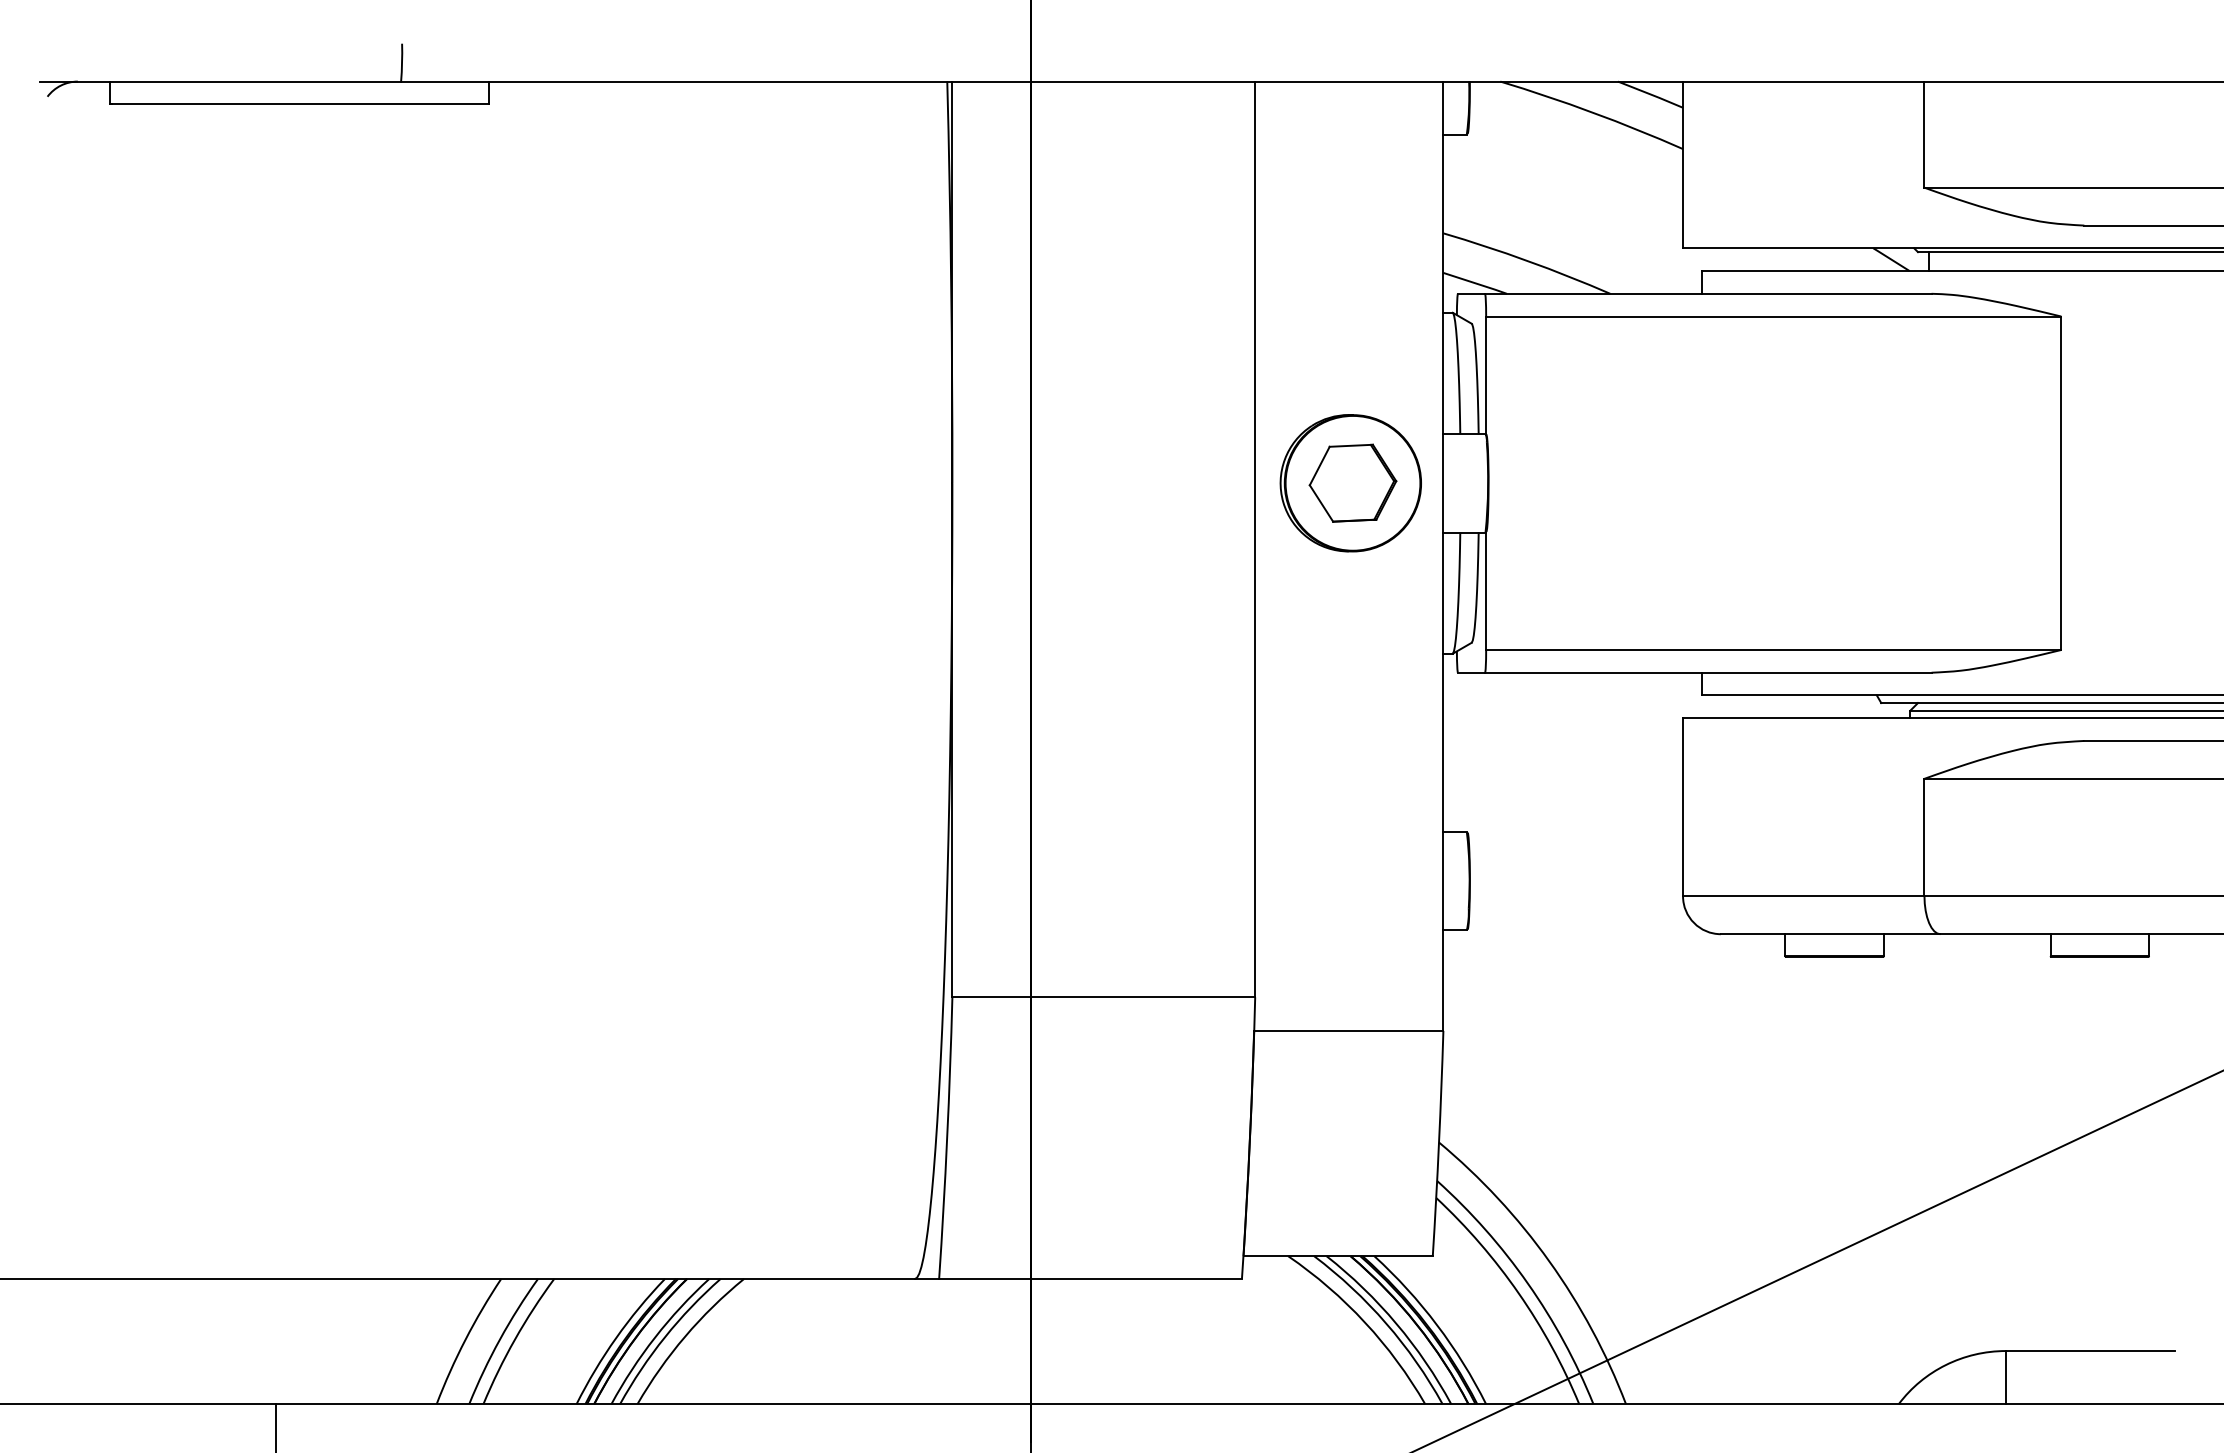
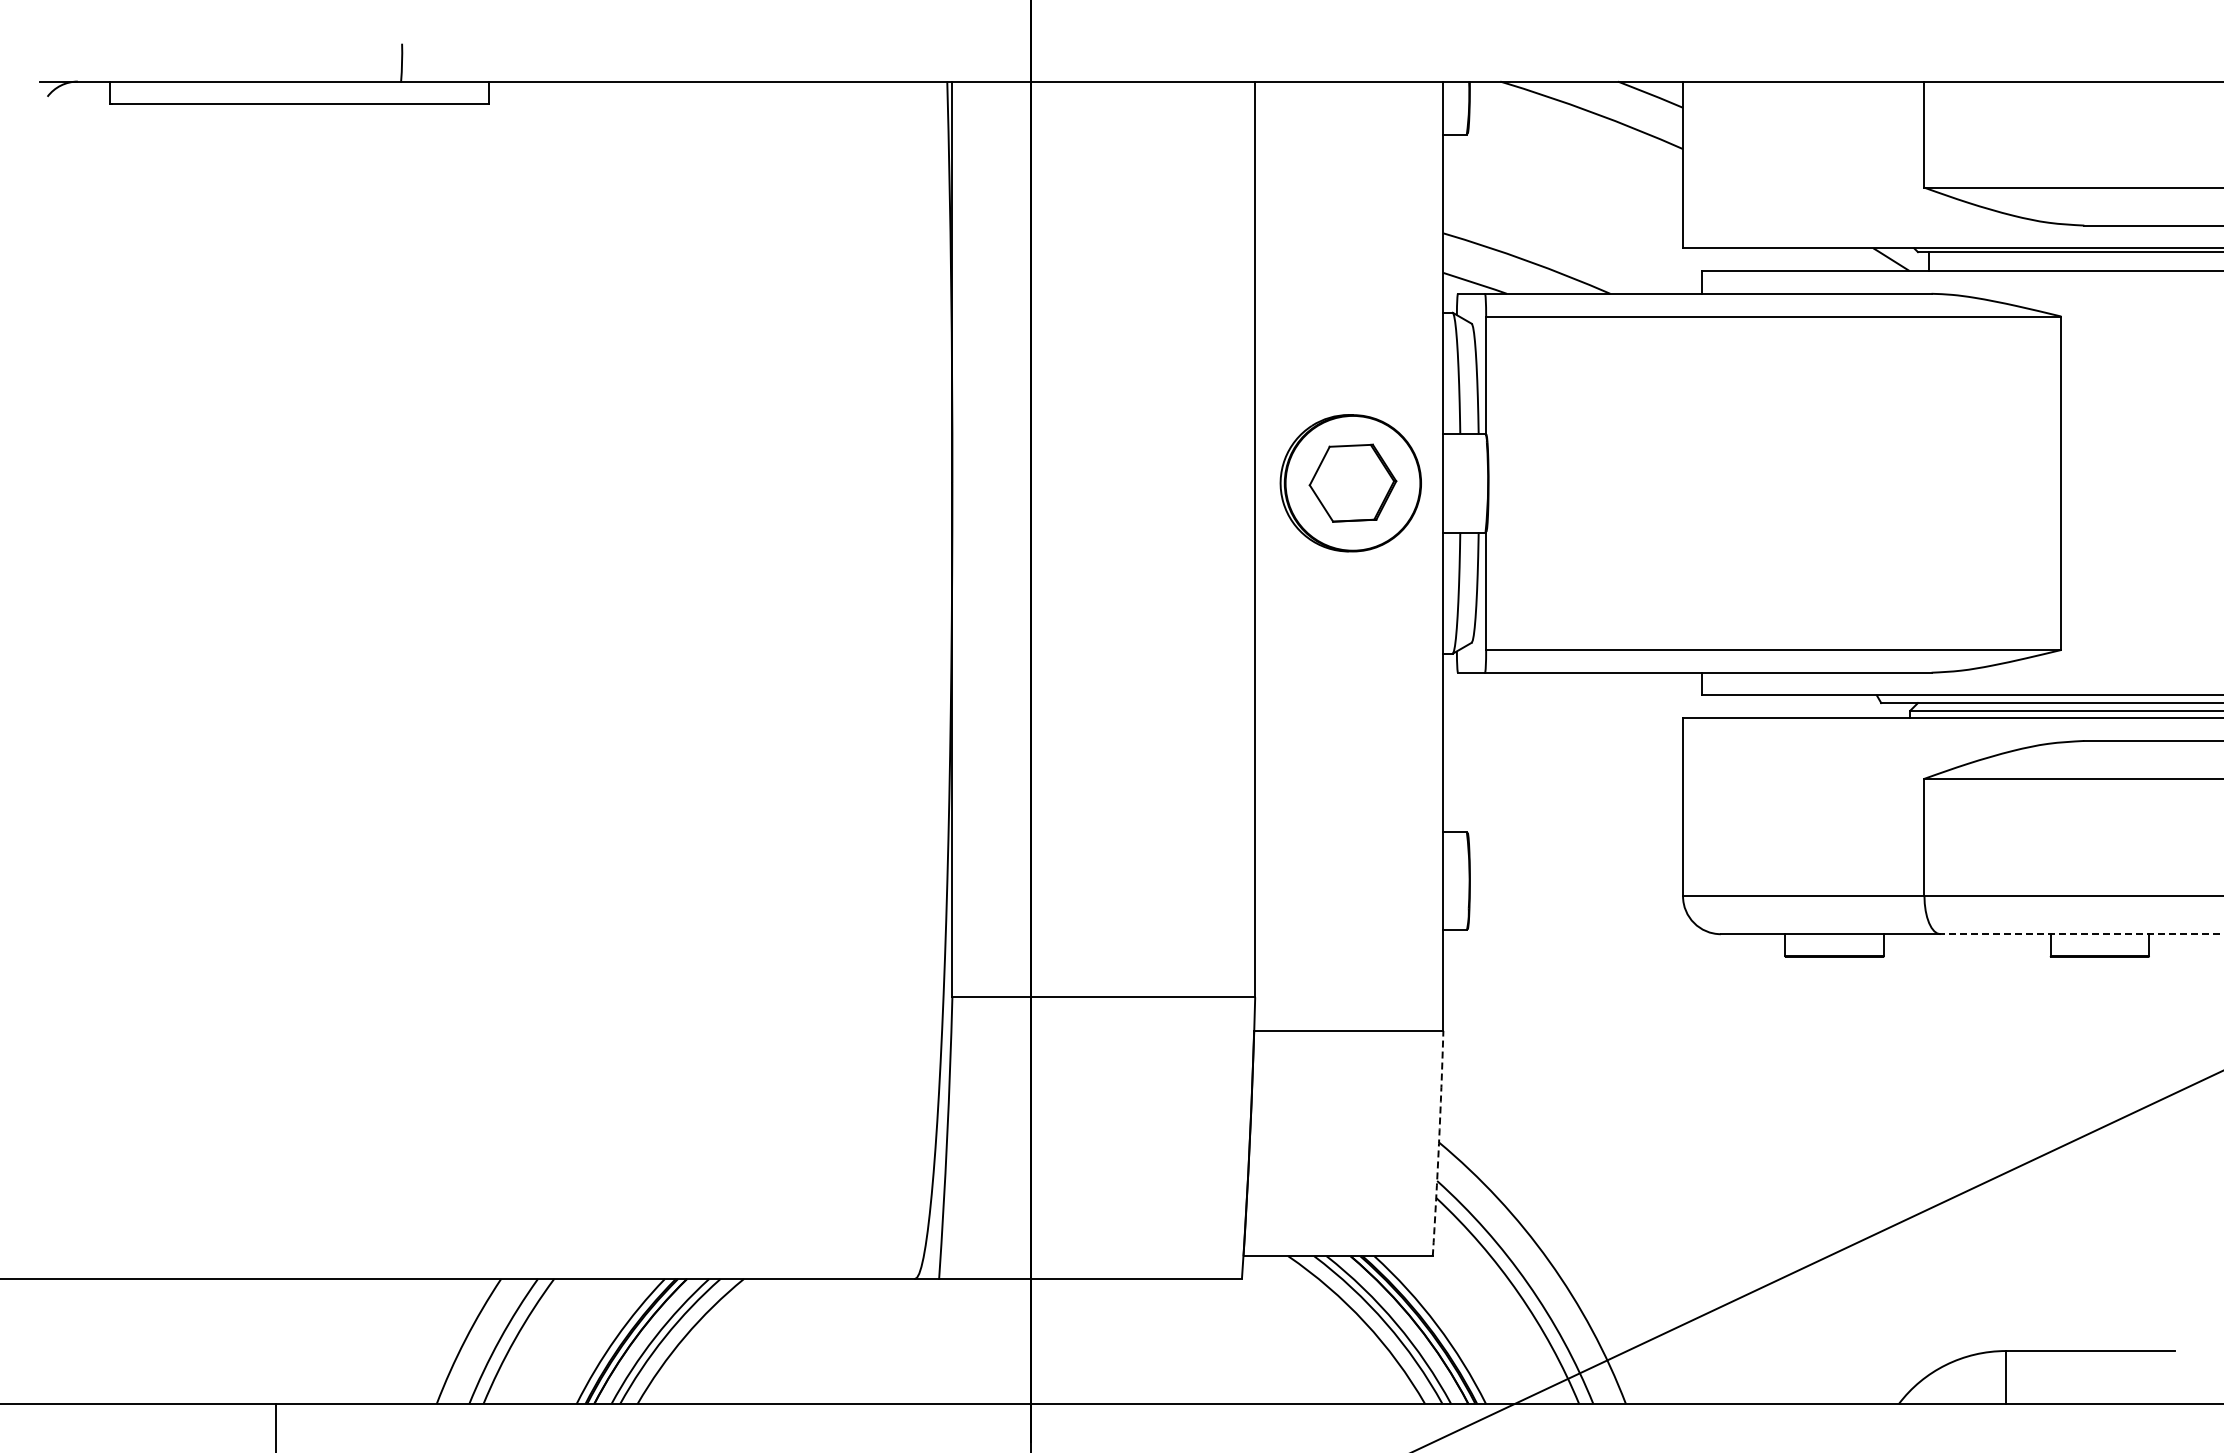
line: solid -> dashed (2081, 934)
arc: solid -> dashed (1439, 1143)
